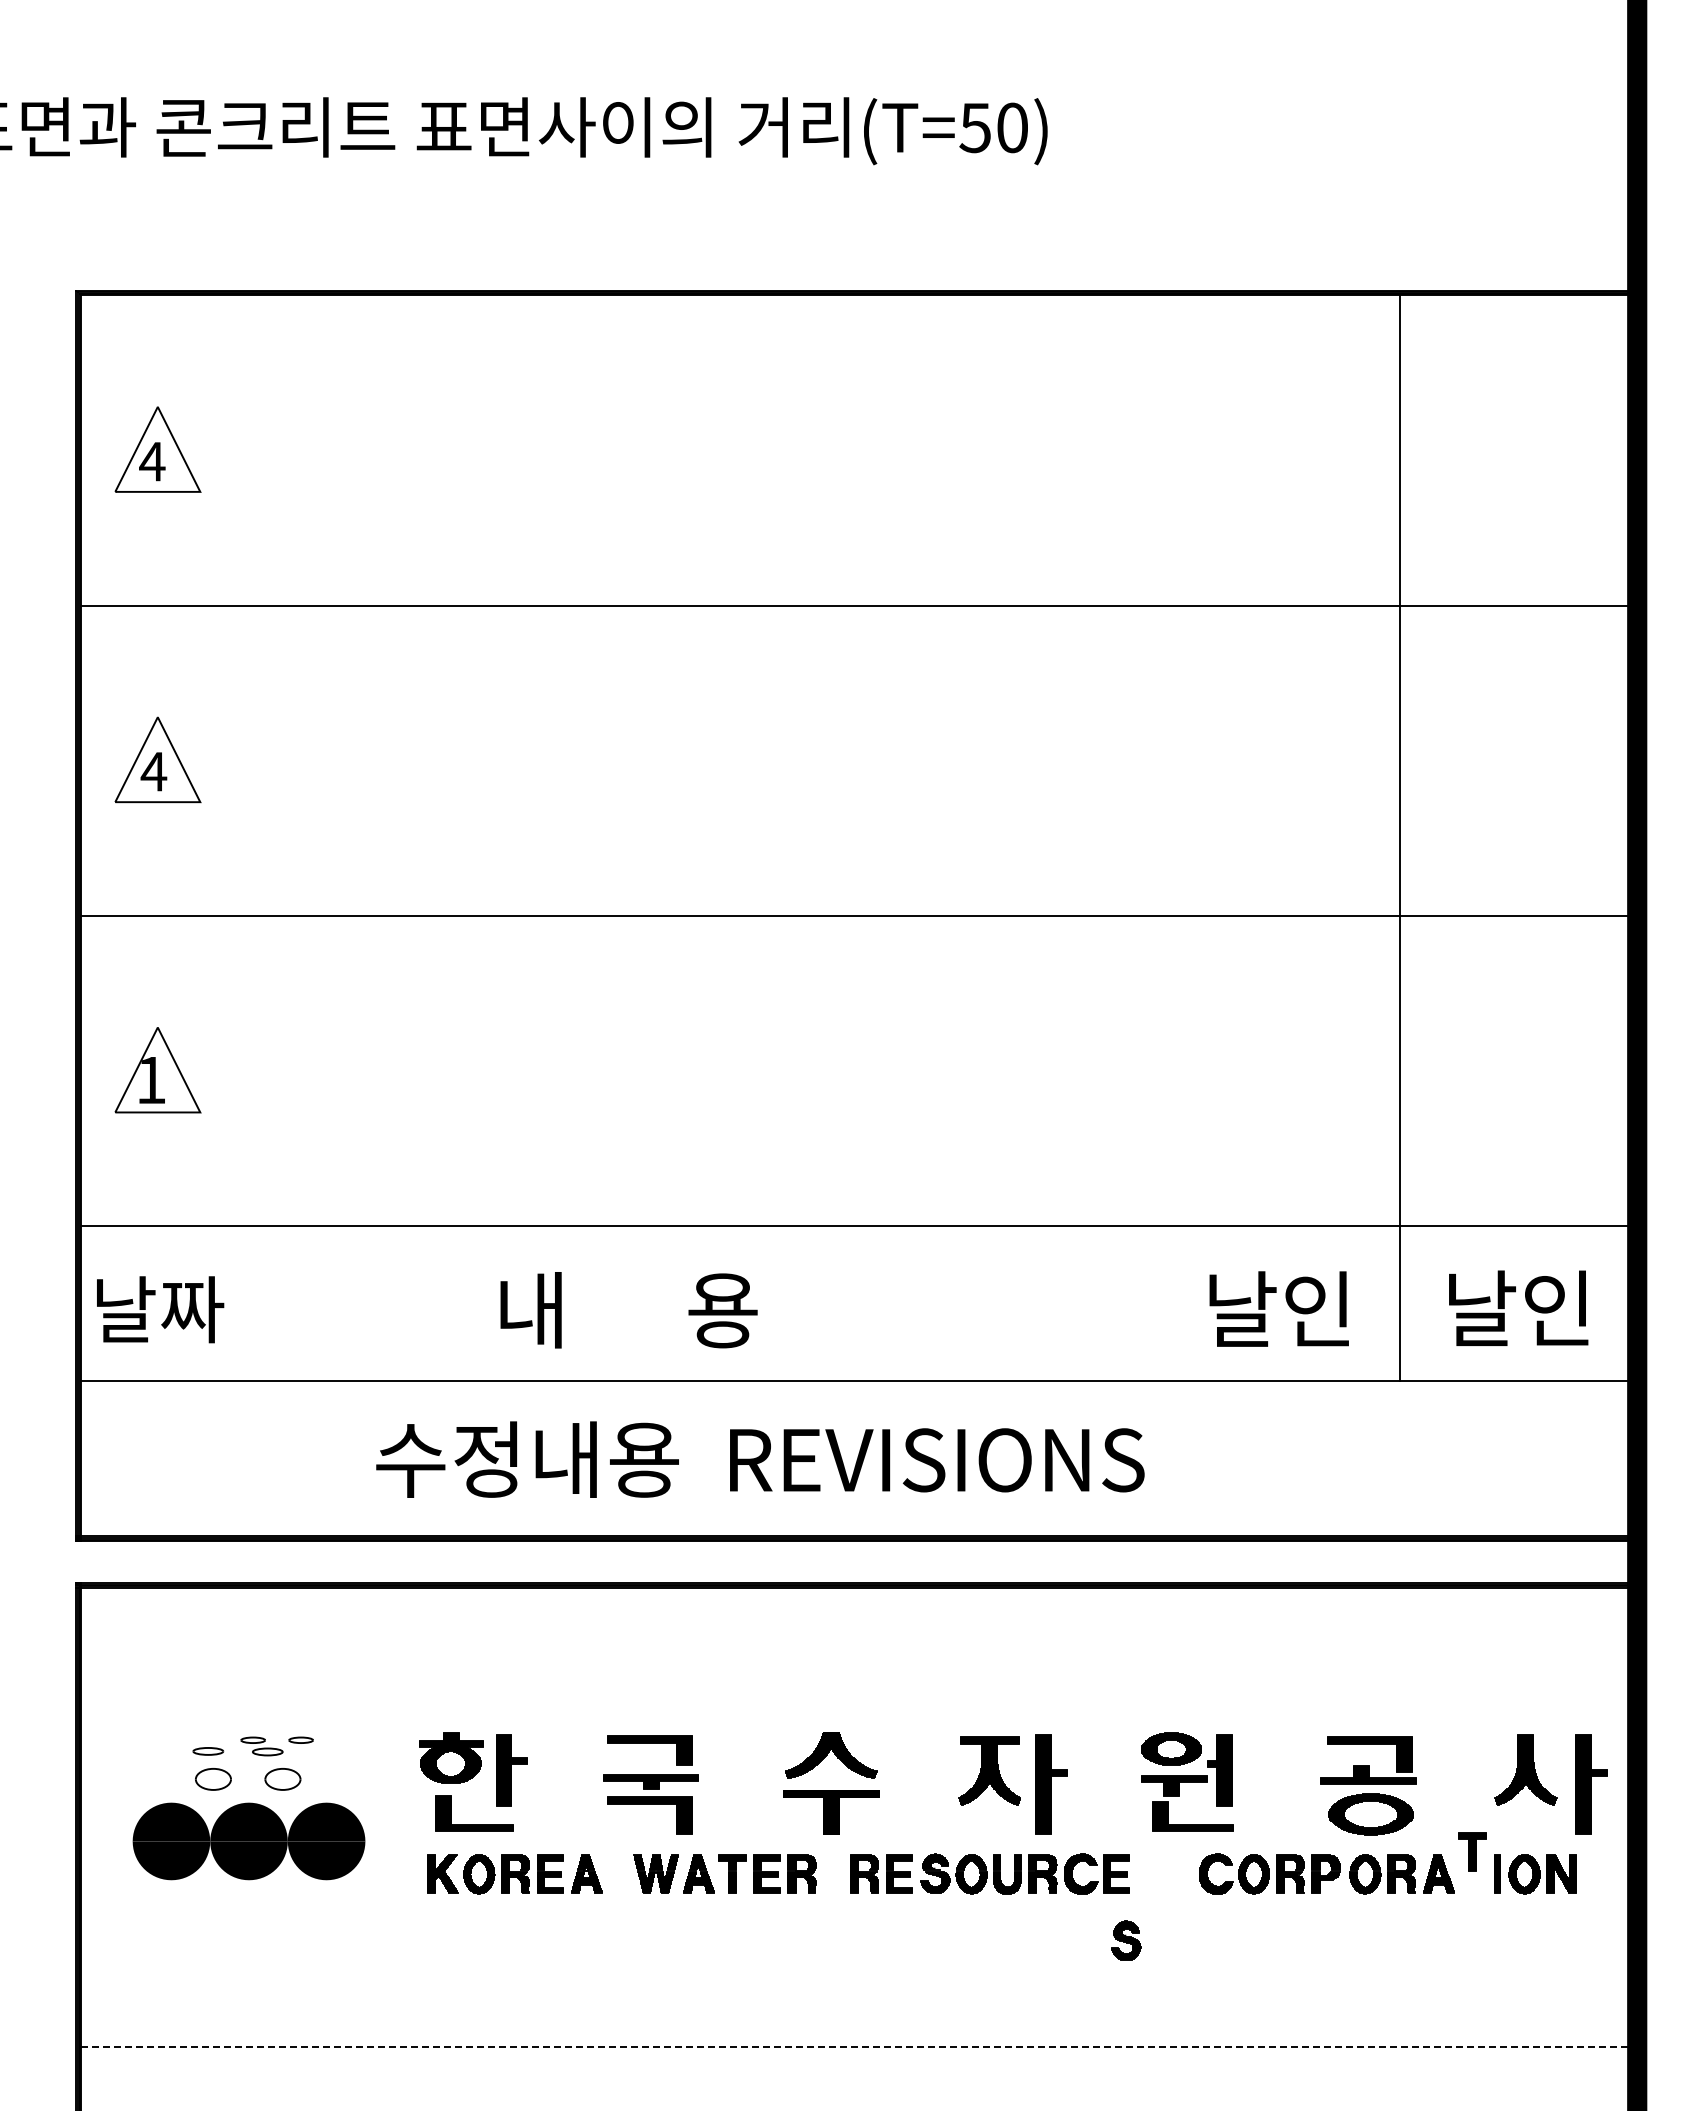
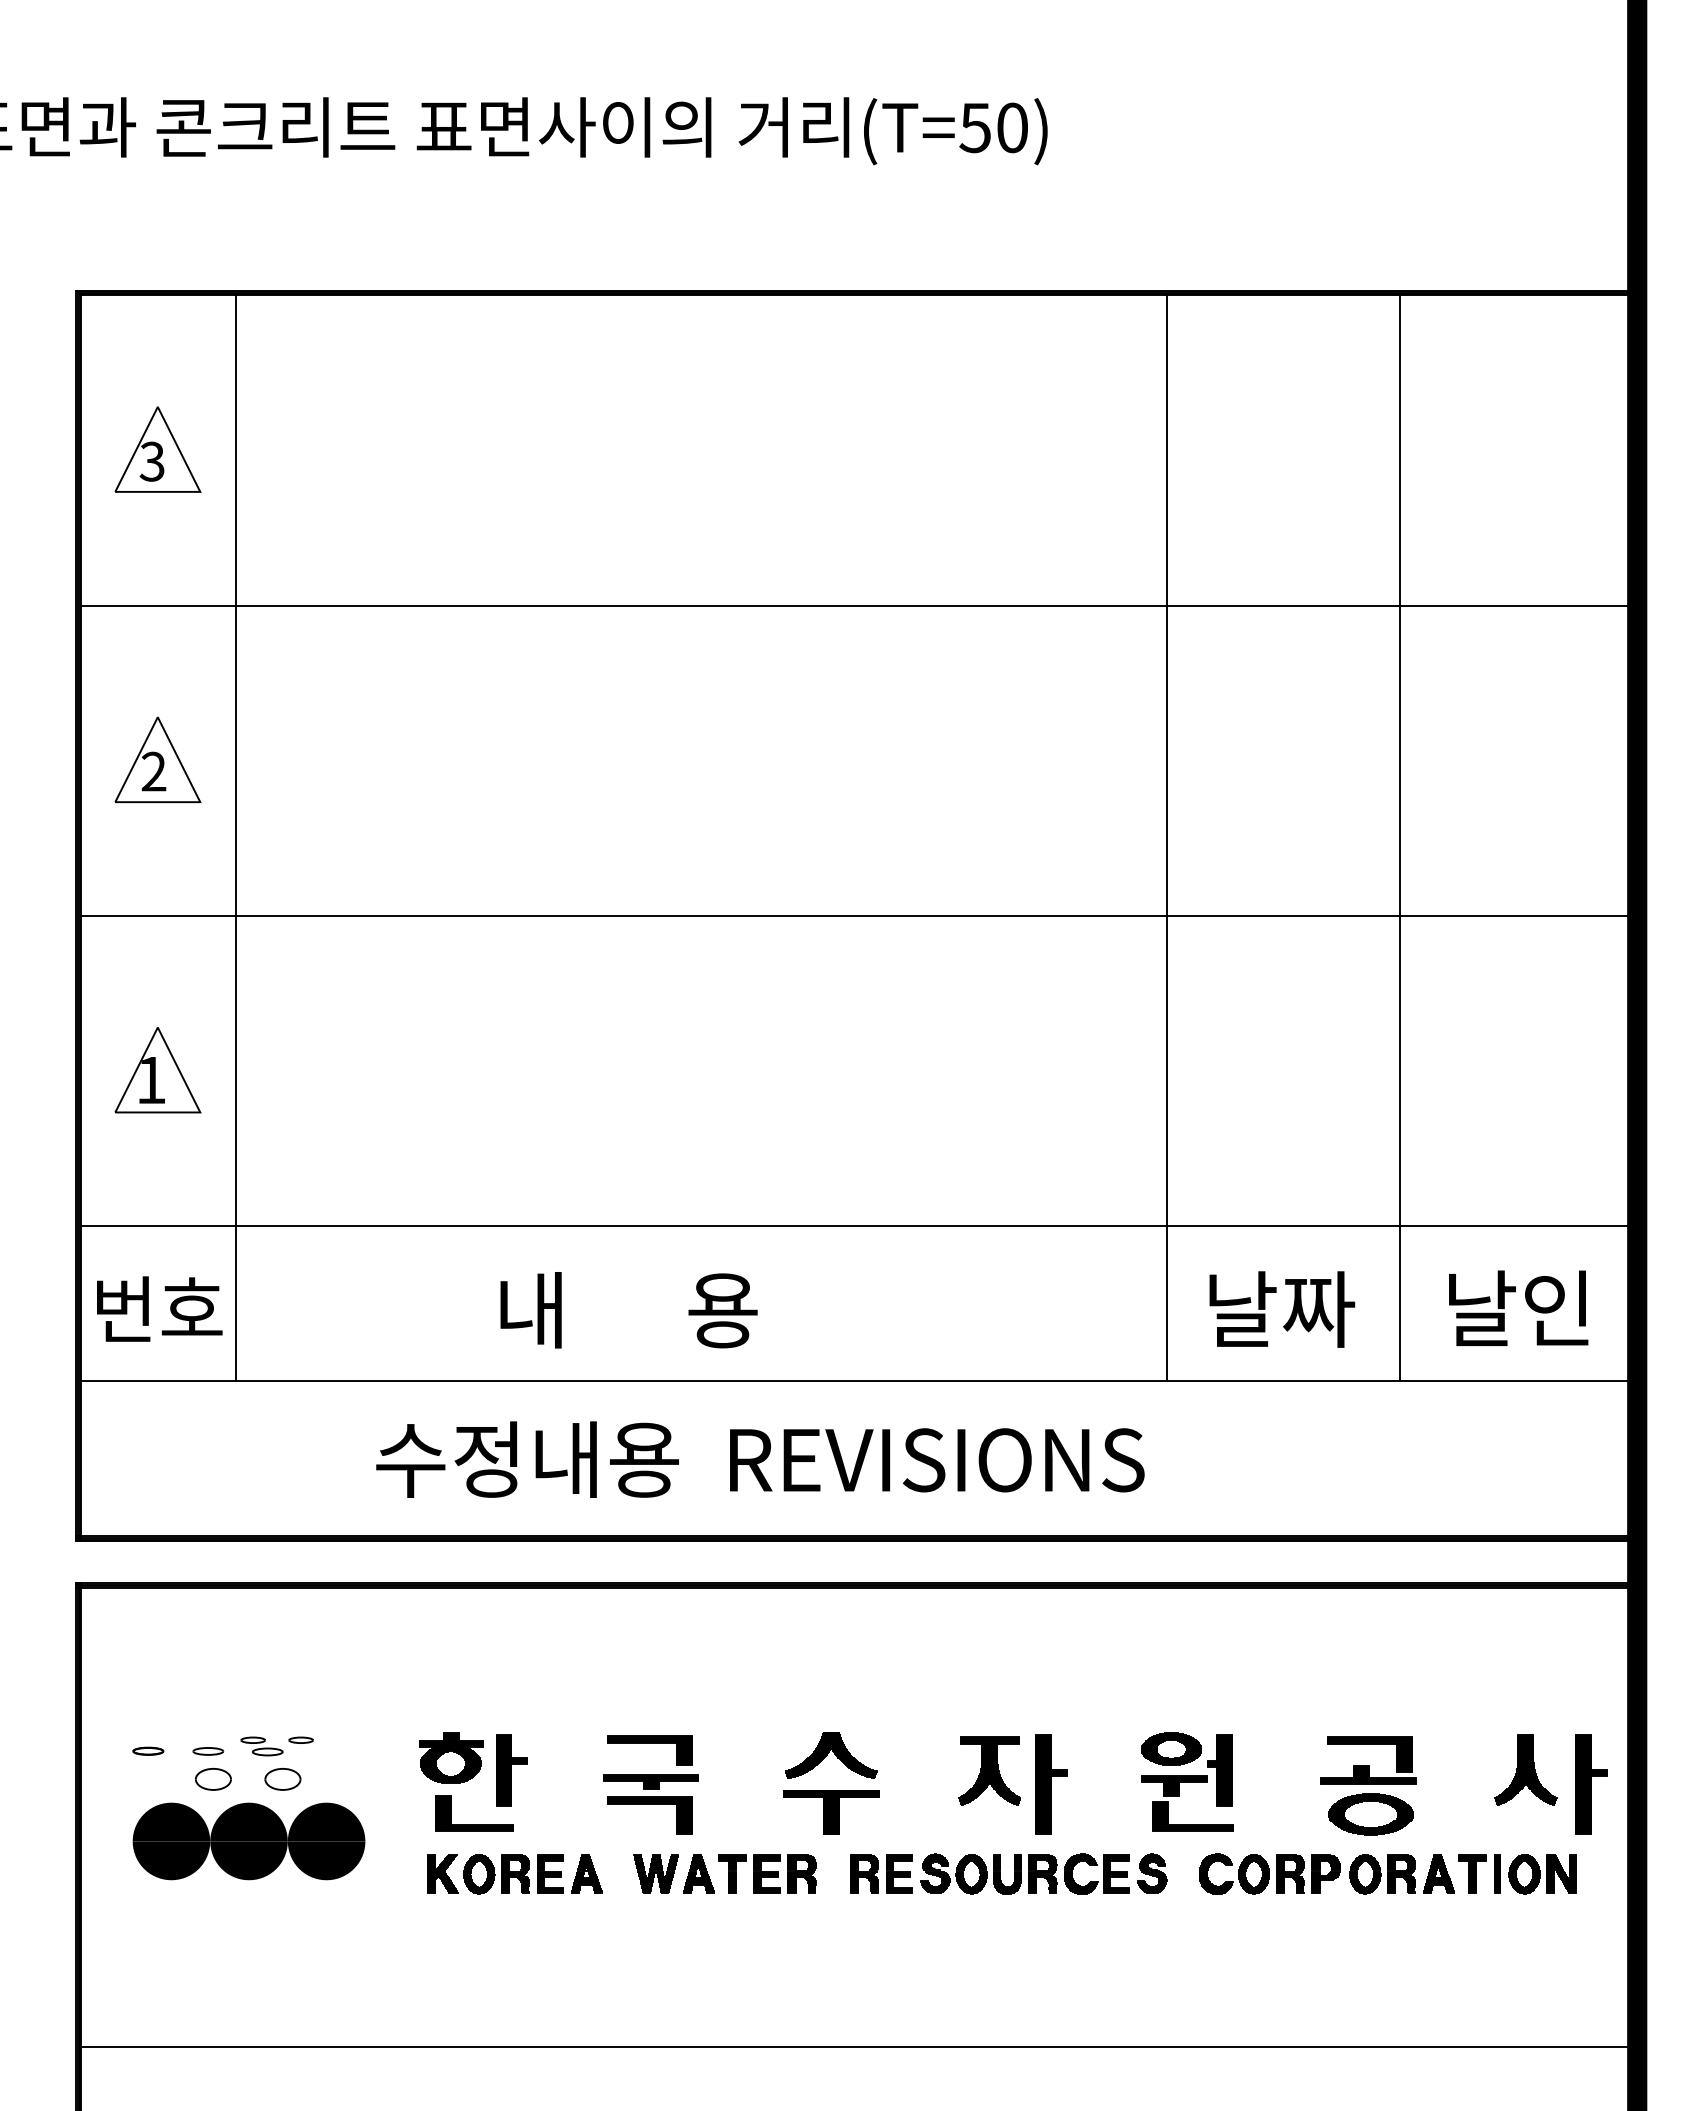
text: 4 -> 3 (152, 461)
text: 4 -> 2 (153, 771)
line: none -> present (236, 838)
line: none -> present (1167, 838)
text: 날짜 -> 번호 (160, 1309)
text: 날인 -> 날짜 (1319, 1309)
part: none -> present (148, 1750)
part position: (1472, 1851) -> (1472, 1873) (1472, 1873)
part position: (1126, 1940) -> (1152, 1873) (1152, 1873)
line: dashed -> solid (856, 2046)
